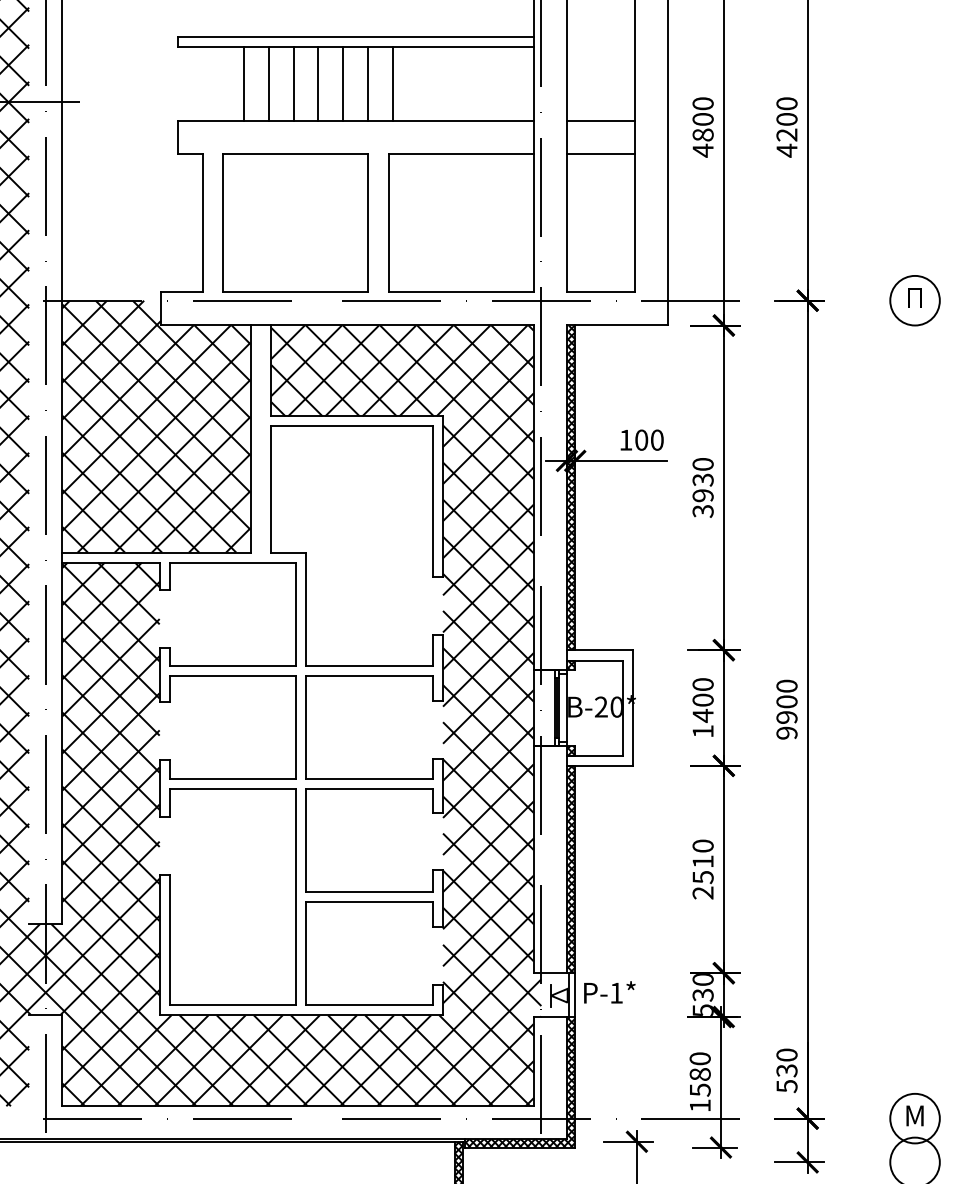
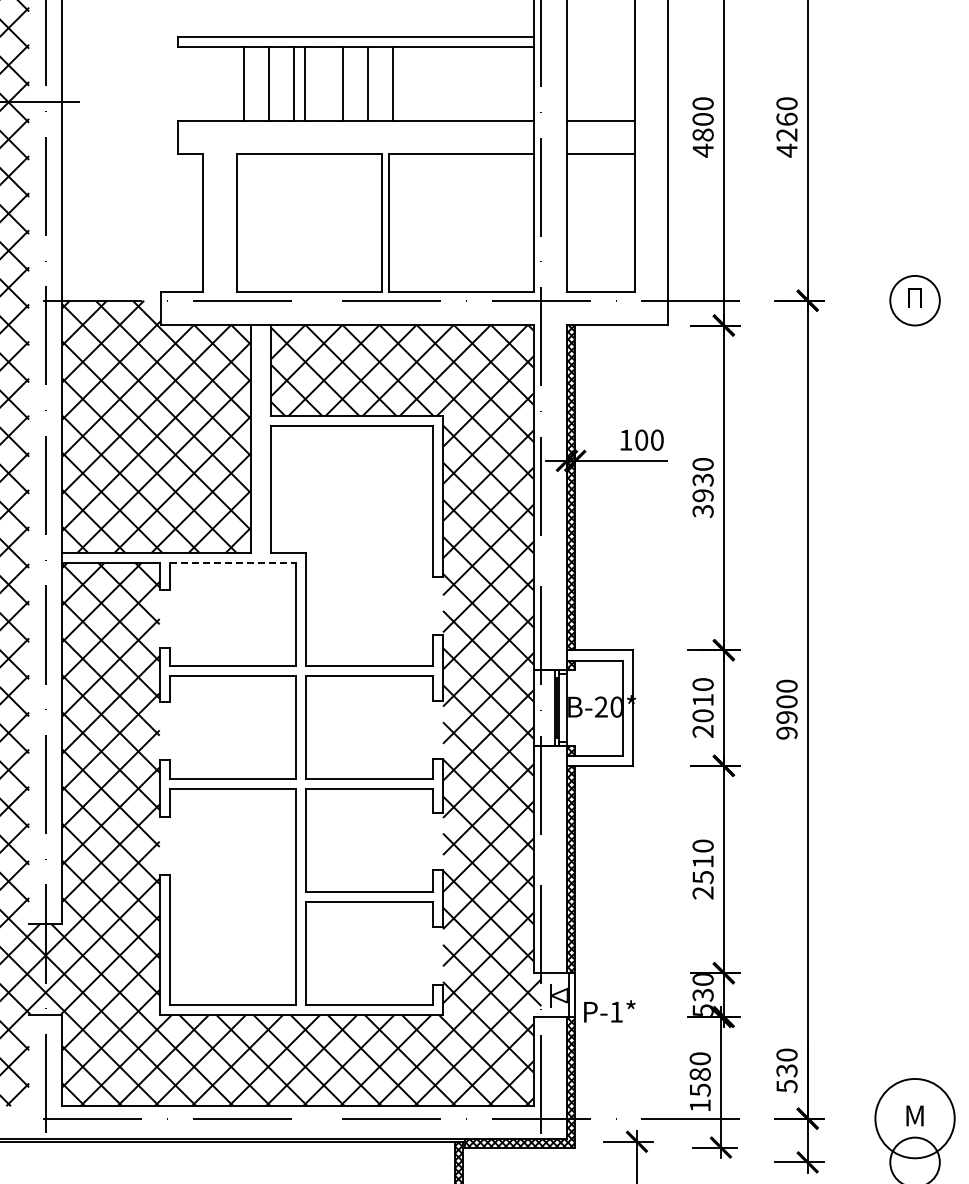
line position: (318, 84) -> (305, 84) (305, 84)
text: 4200 -> 4260 (786, 118)
part position: (295, 222) -> (309, 222) (309, 222)
line: solid -> dashed (233, 562)
text: 1400 -> 2010 (702, 715)
text position: (609, 992) -> (609, 1011) (609, 1011)
circle diameter: 50 px -> 79 px (914, 1118)
